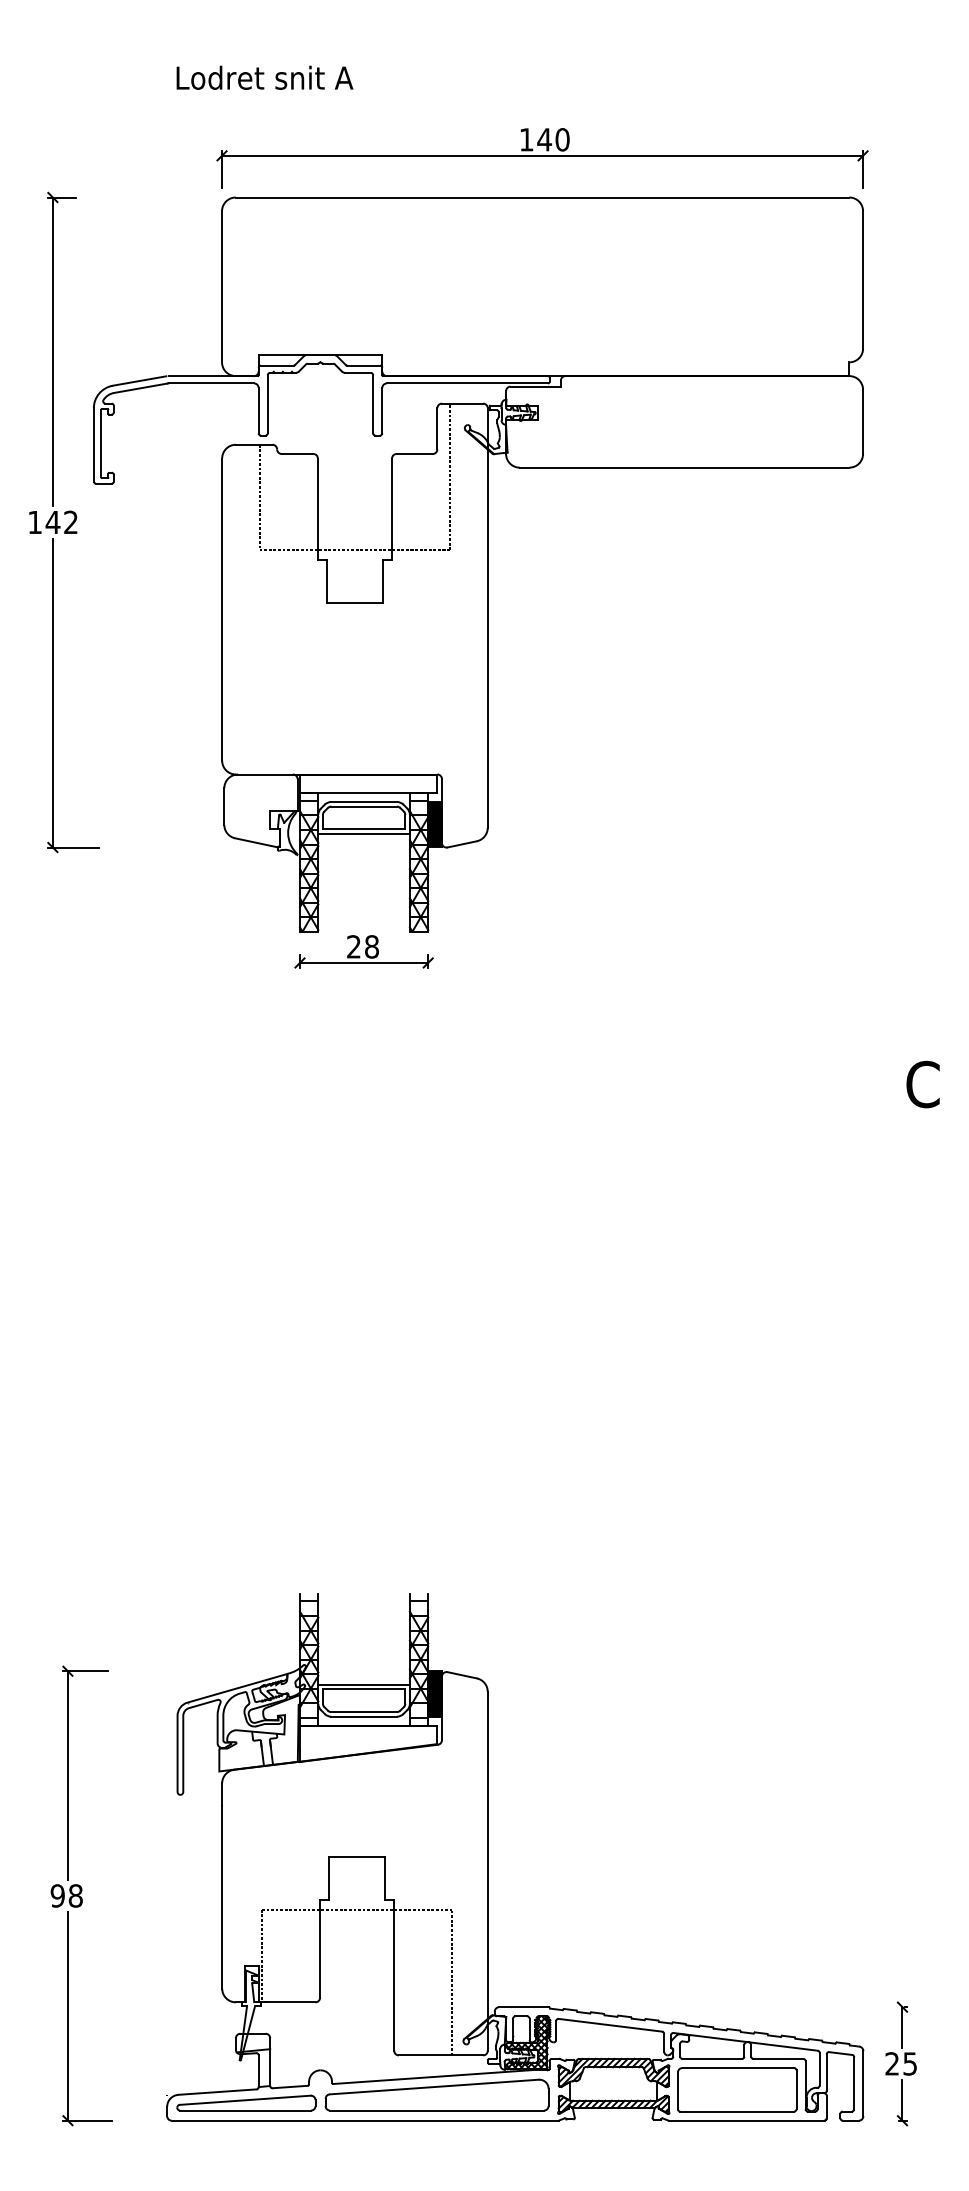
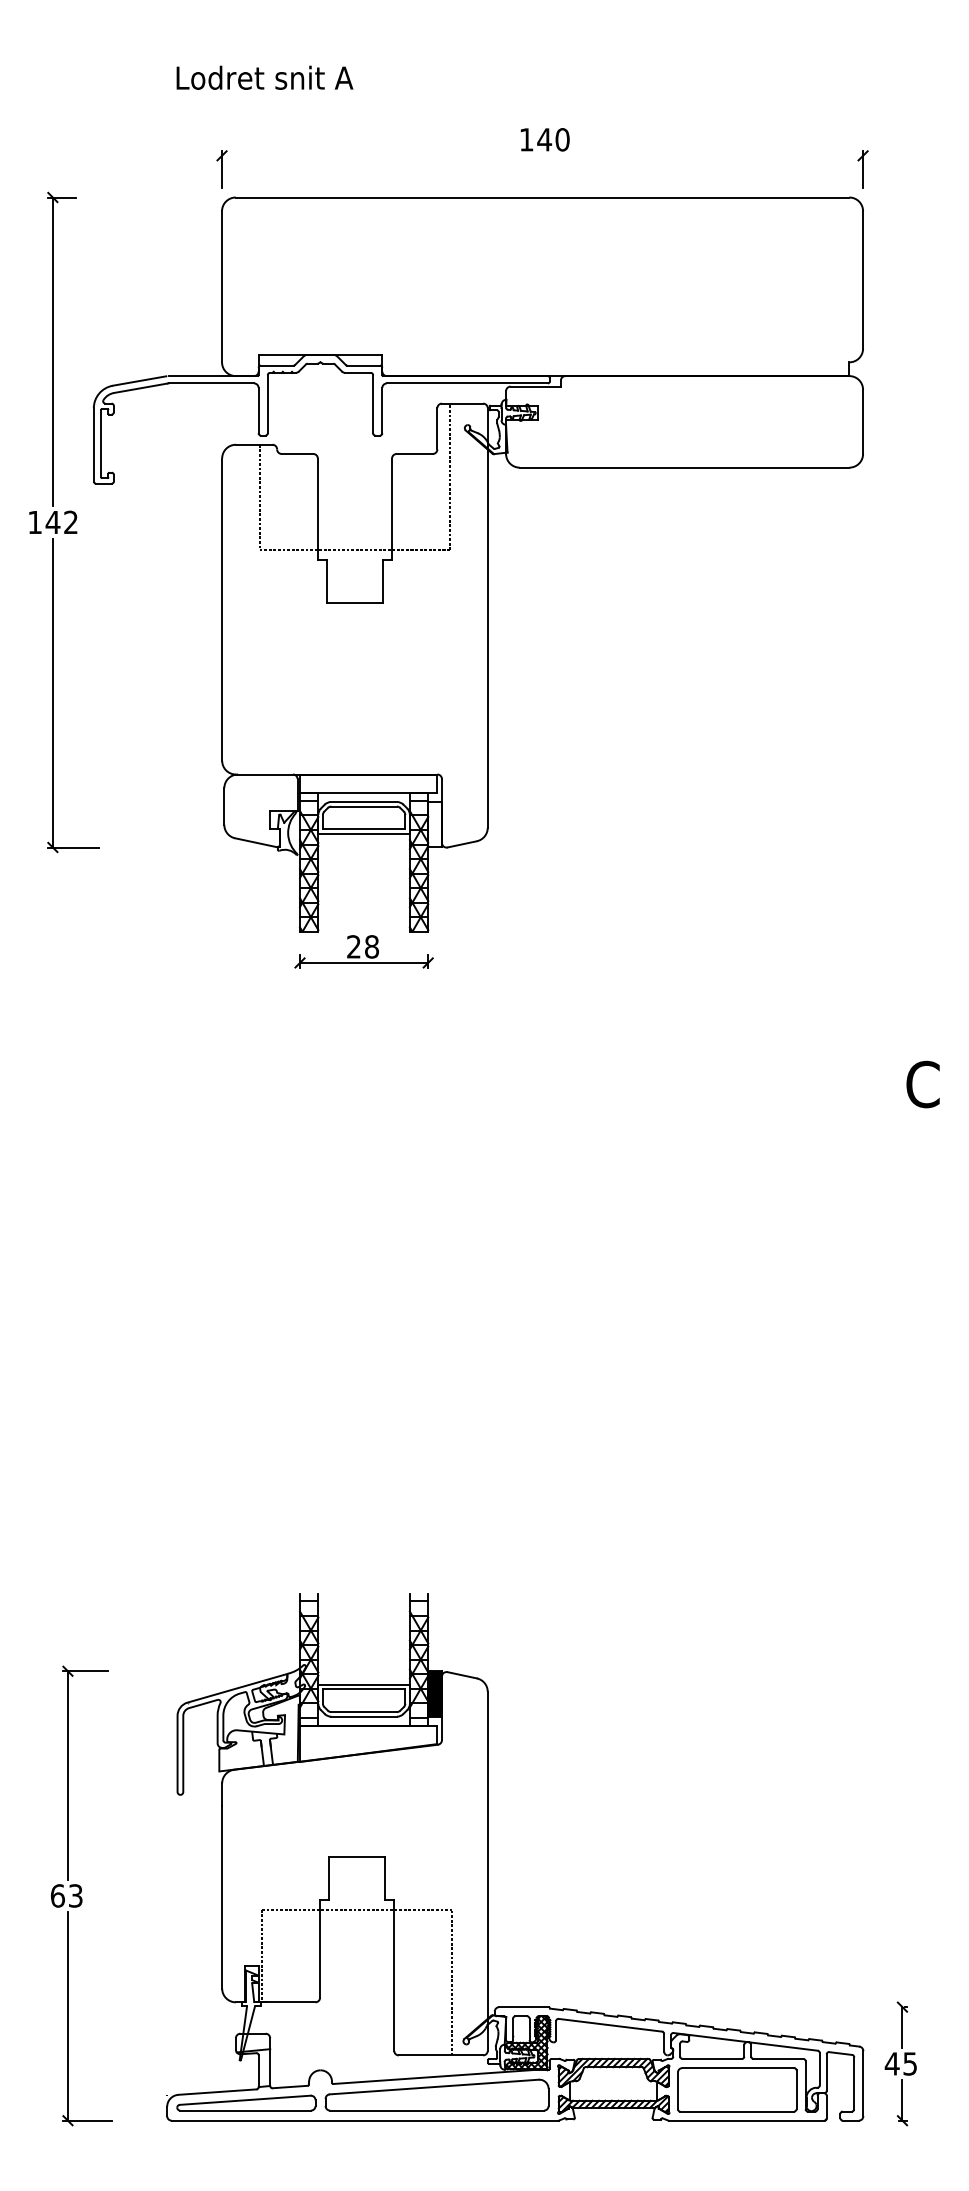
line: present -> none (542, 155)
fill: present -> none (434, 824)
text: 98 -> 63 (66, 1895)
text: 25 -> 45 (891, 2063)
